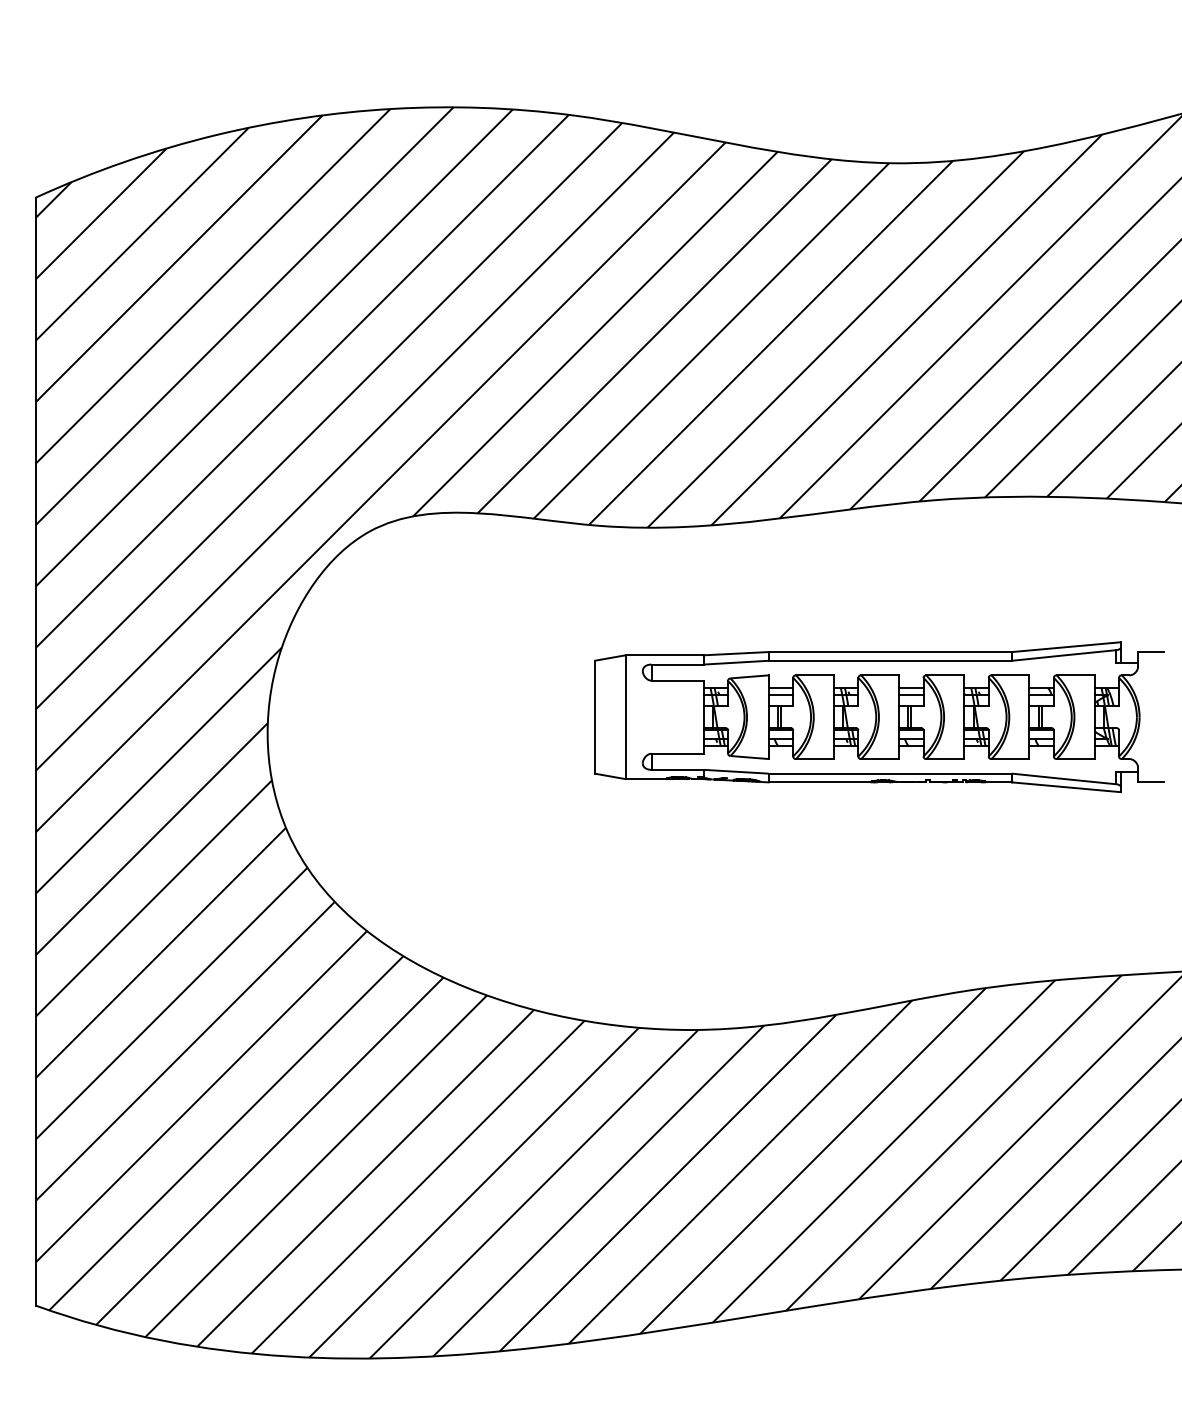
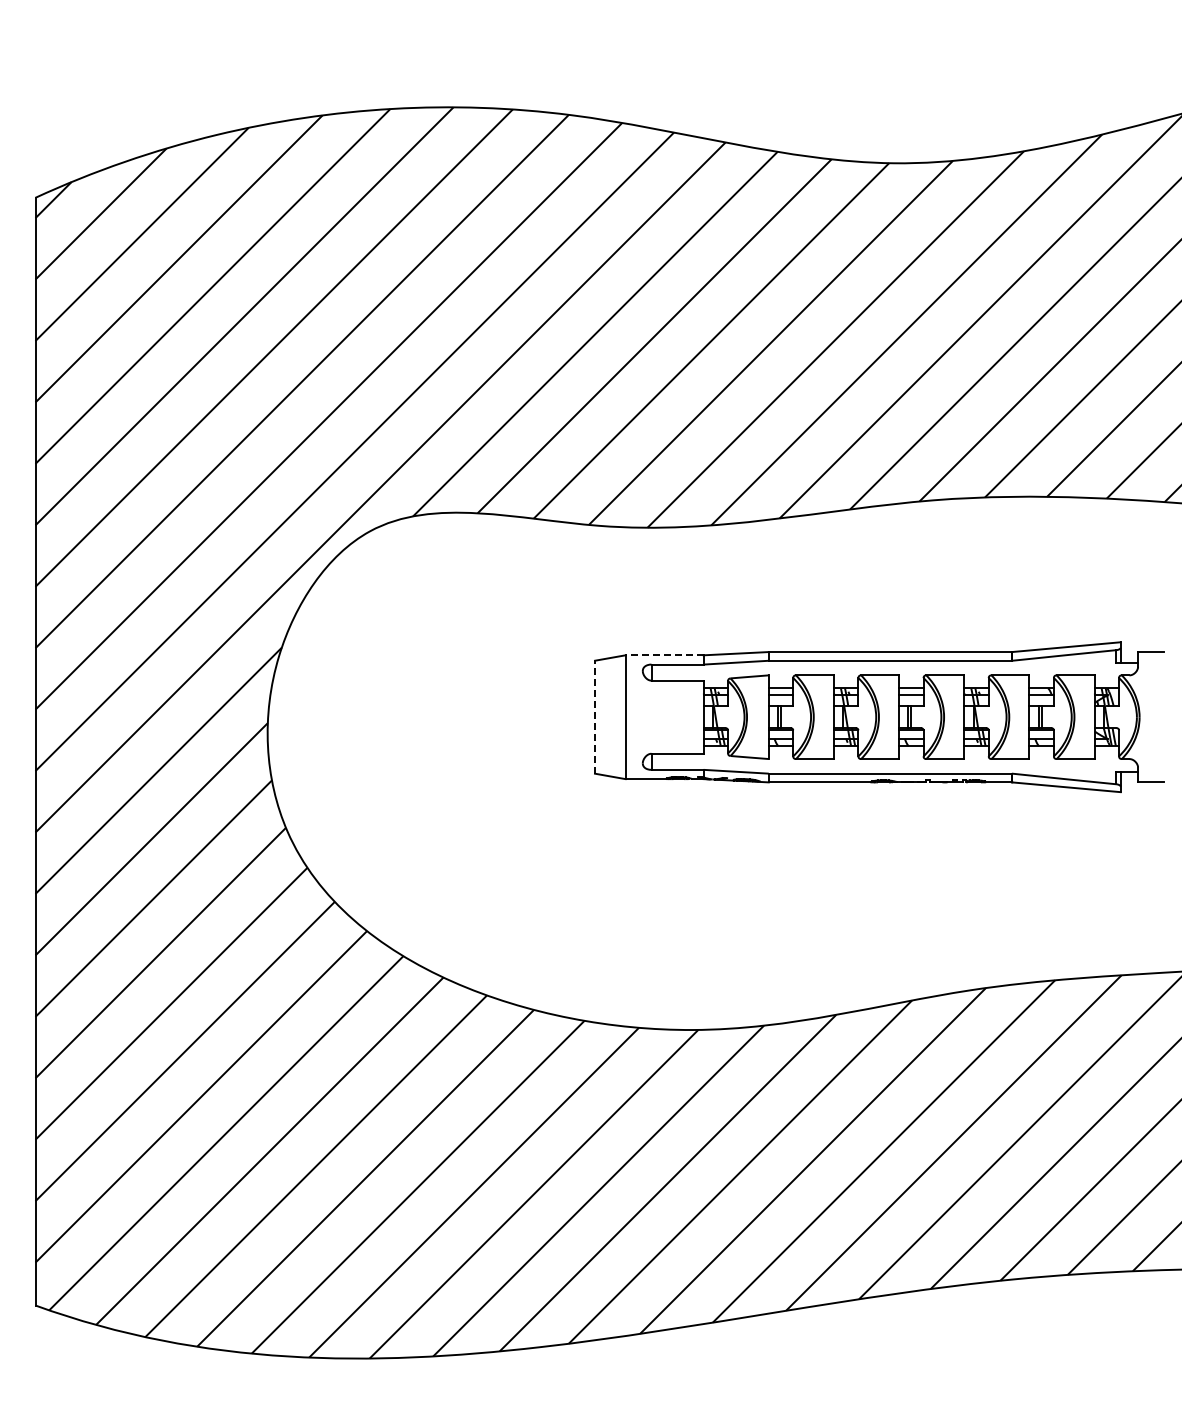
line: solid -> dashed (664, 655)
line: solid -> dashed (595, 716)
